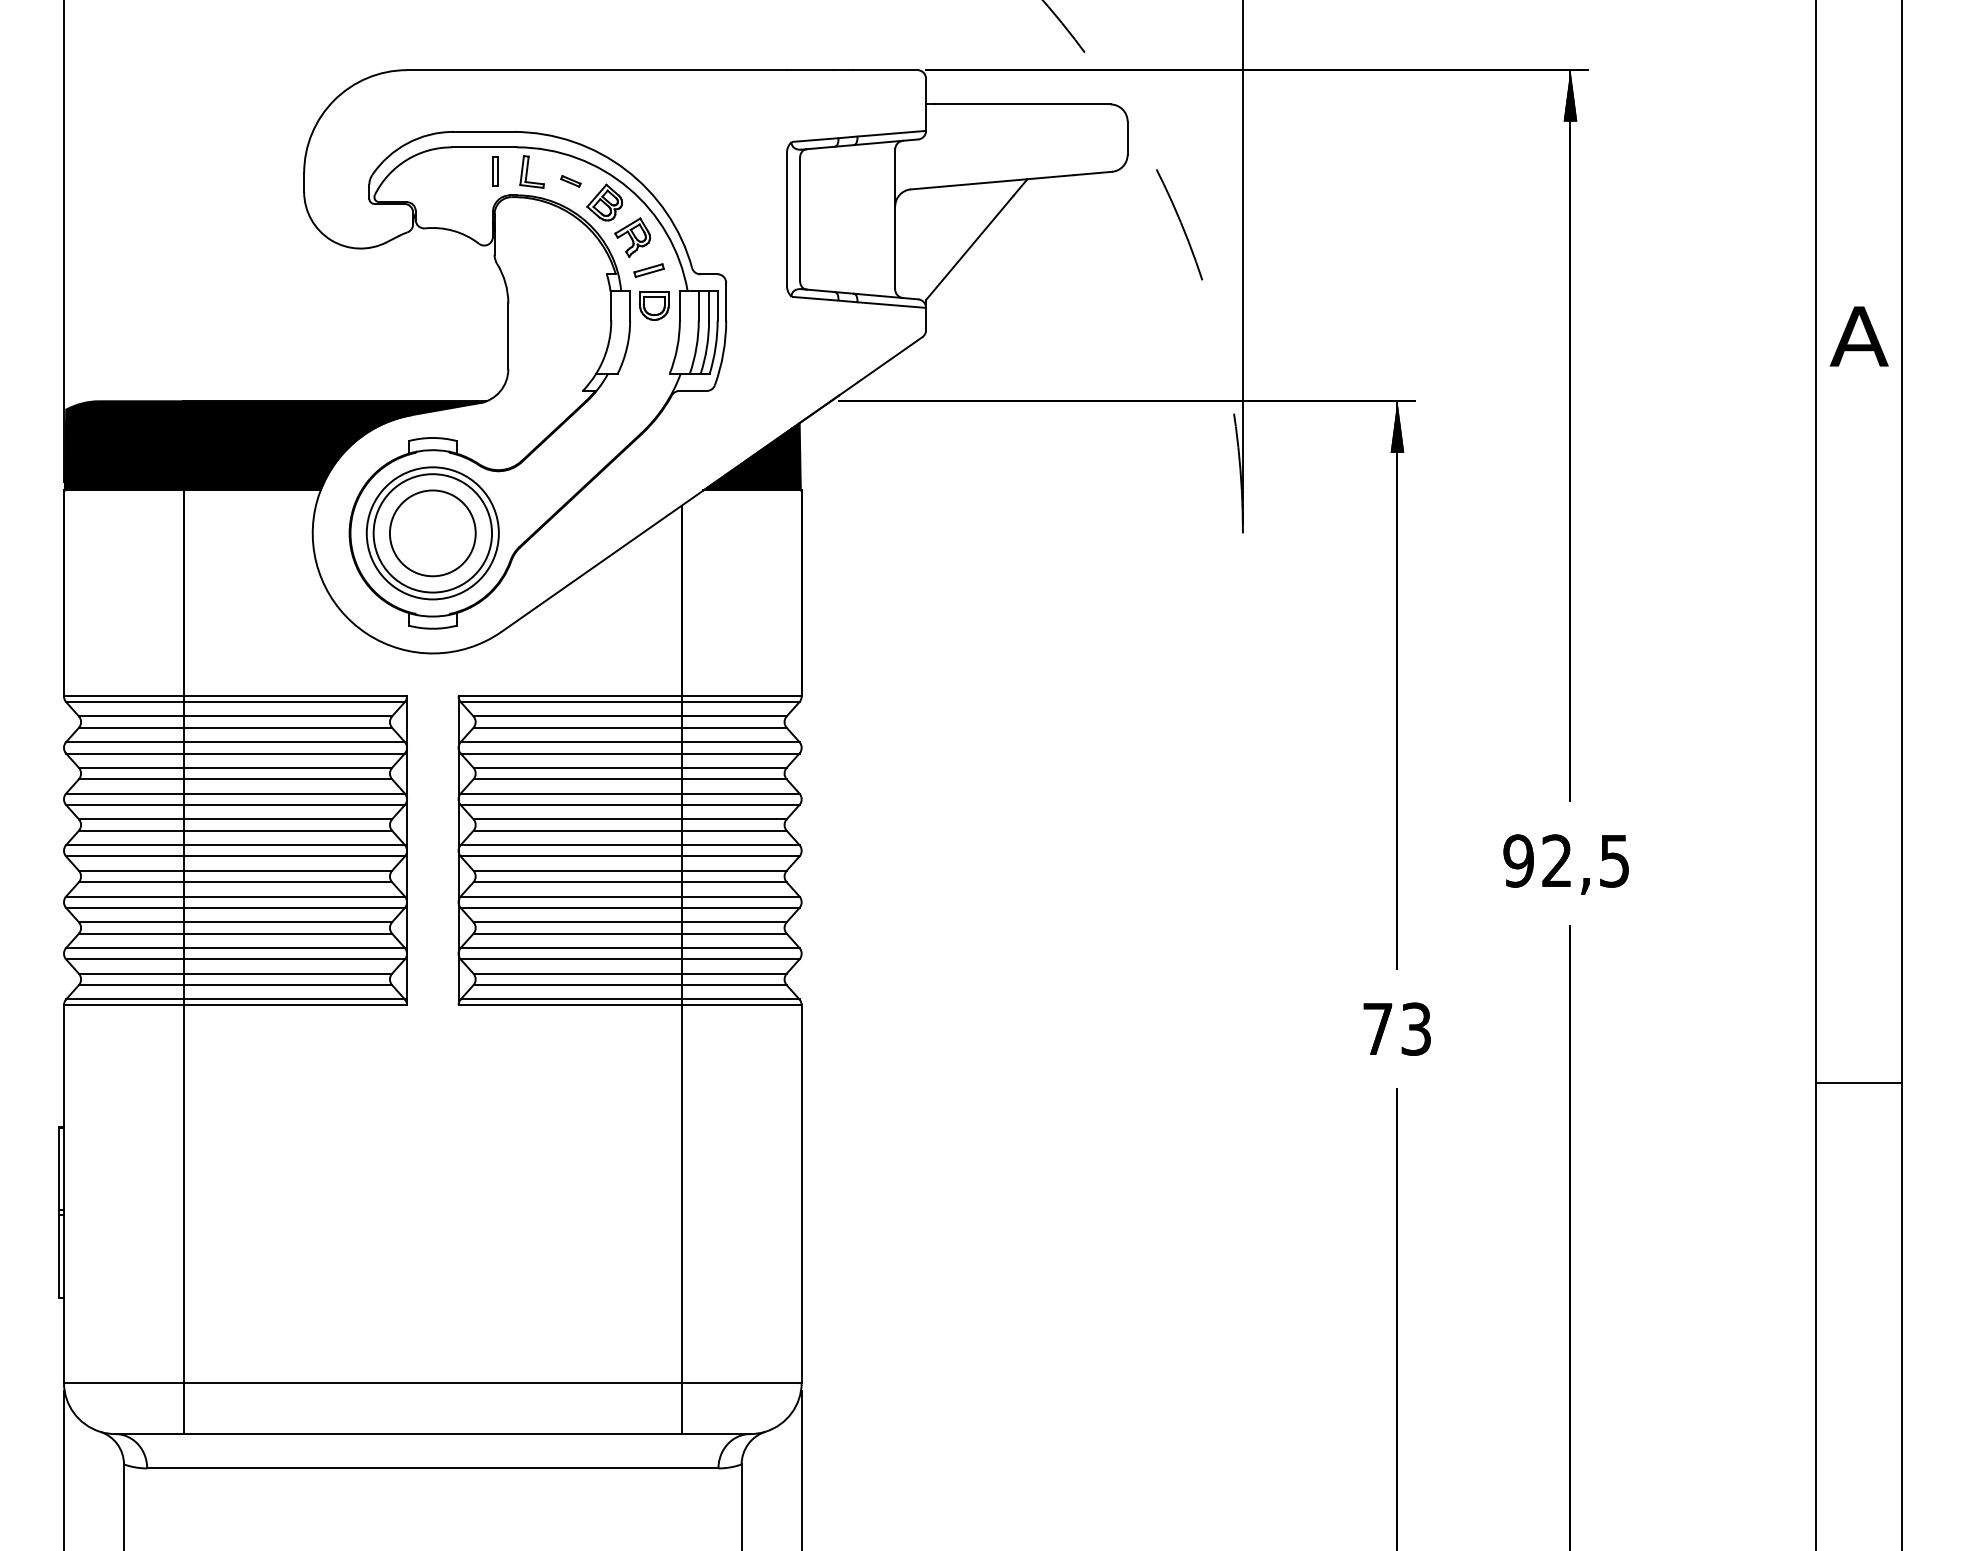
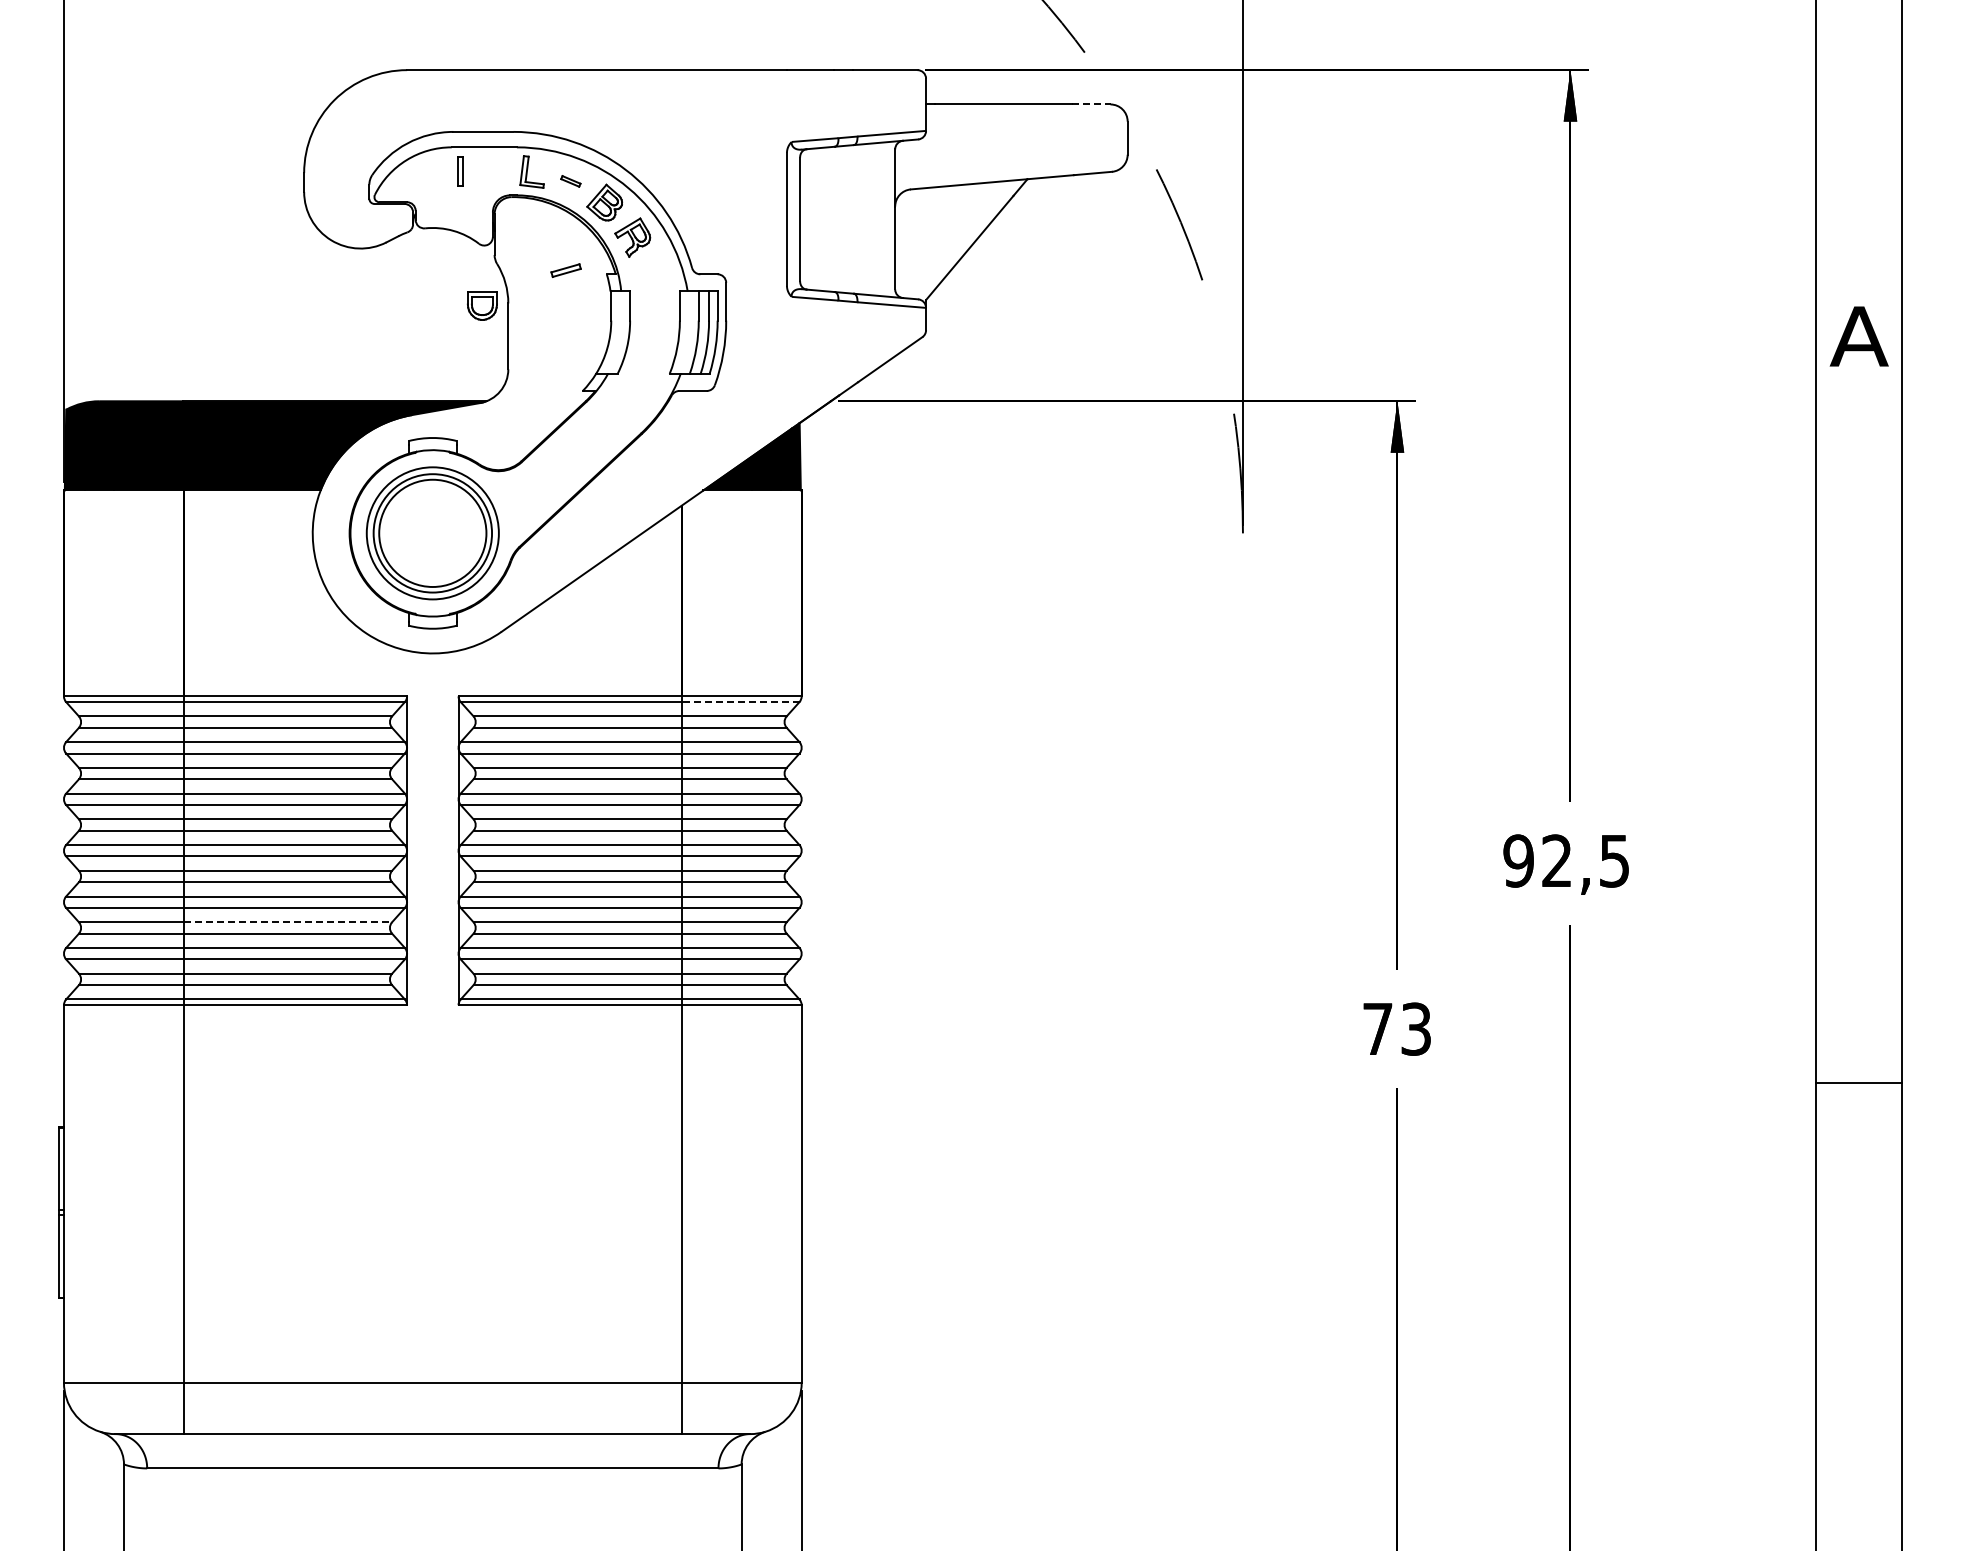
line: solid -> dashed (1091, 104)
part position: (495, 171) -> (460, 171) (460, 171)
part position: (648, 270) -> (565, 270) (565, 270)
part position: (653, 305) -> (481, 305) (481, 305)
circle diameter: 86 px -> 107 px (432, 532)
line: solid -> dashed (740, 702)
line: solid -> dashed (288, 922)
